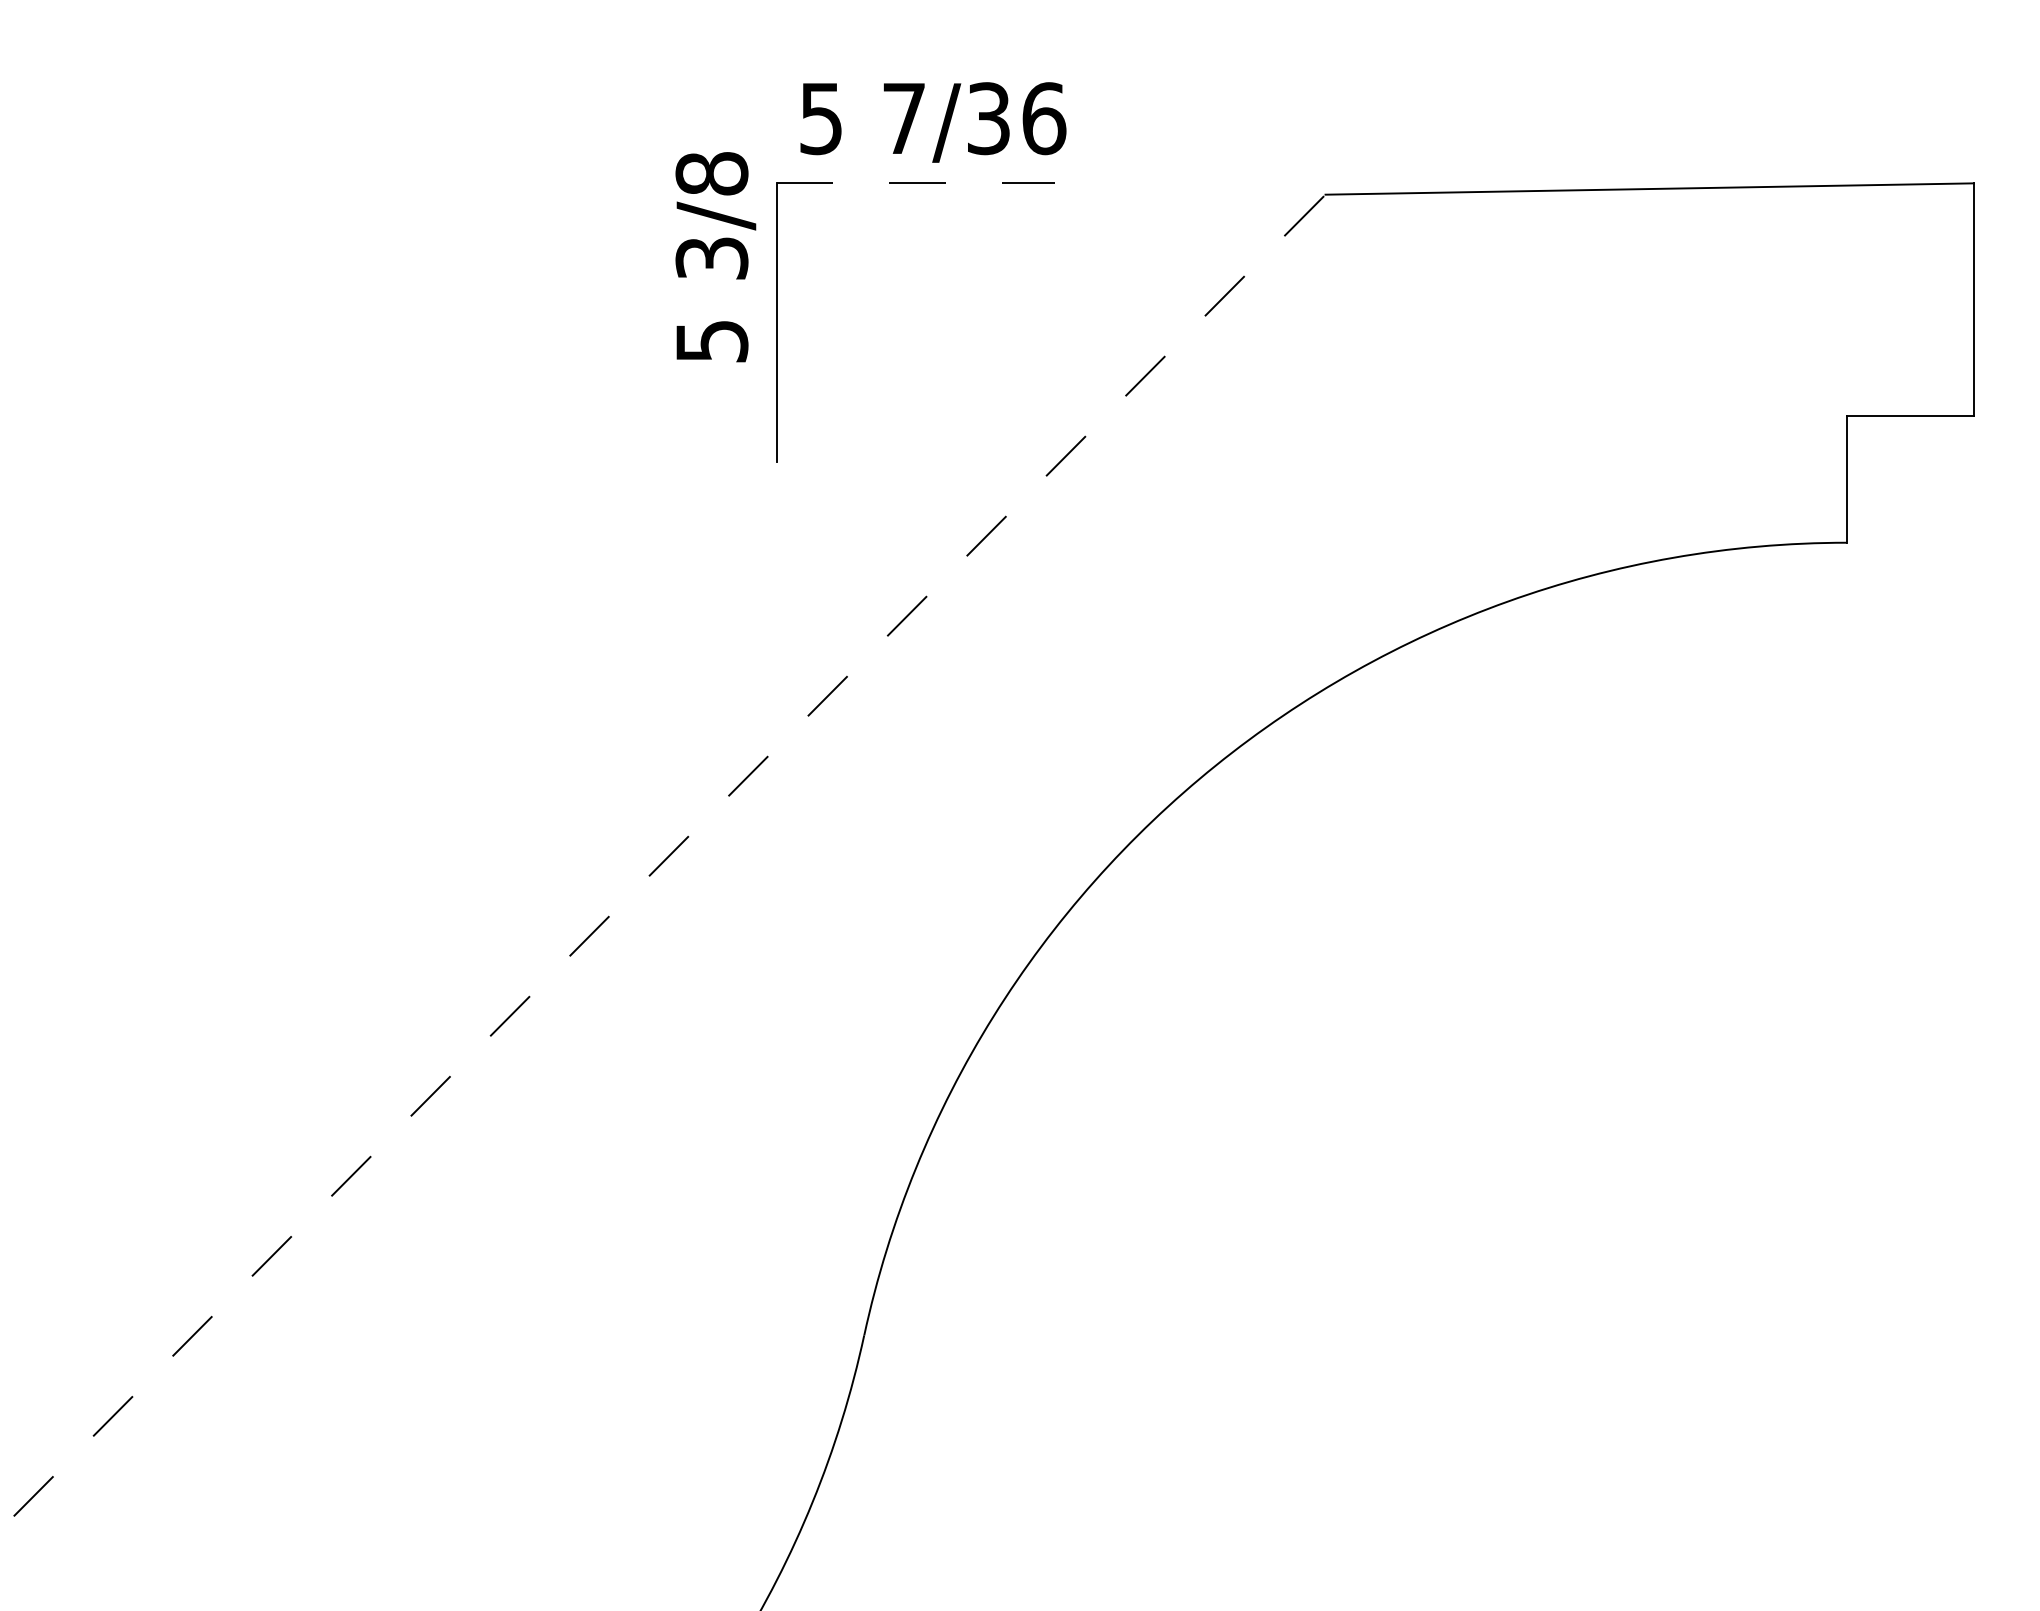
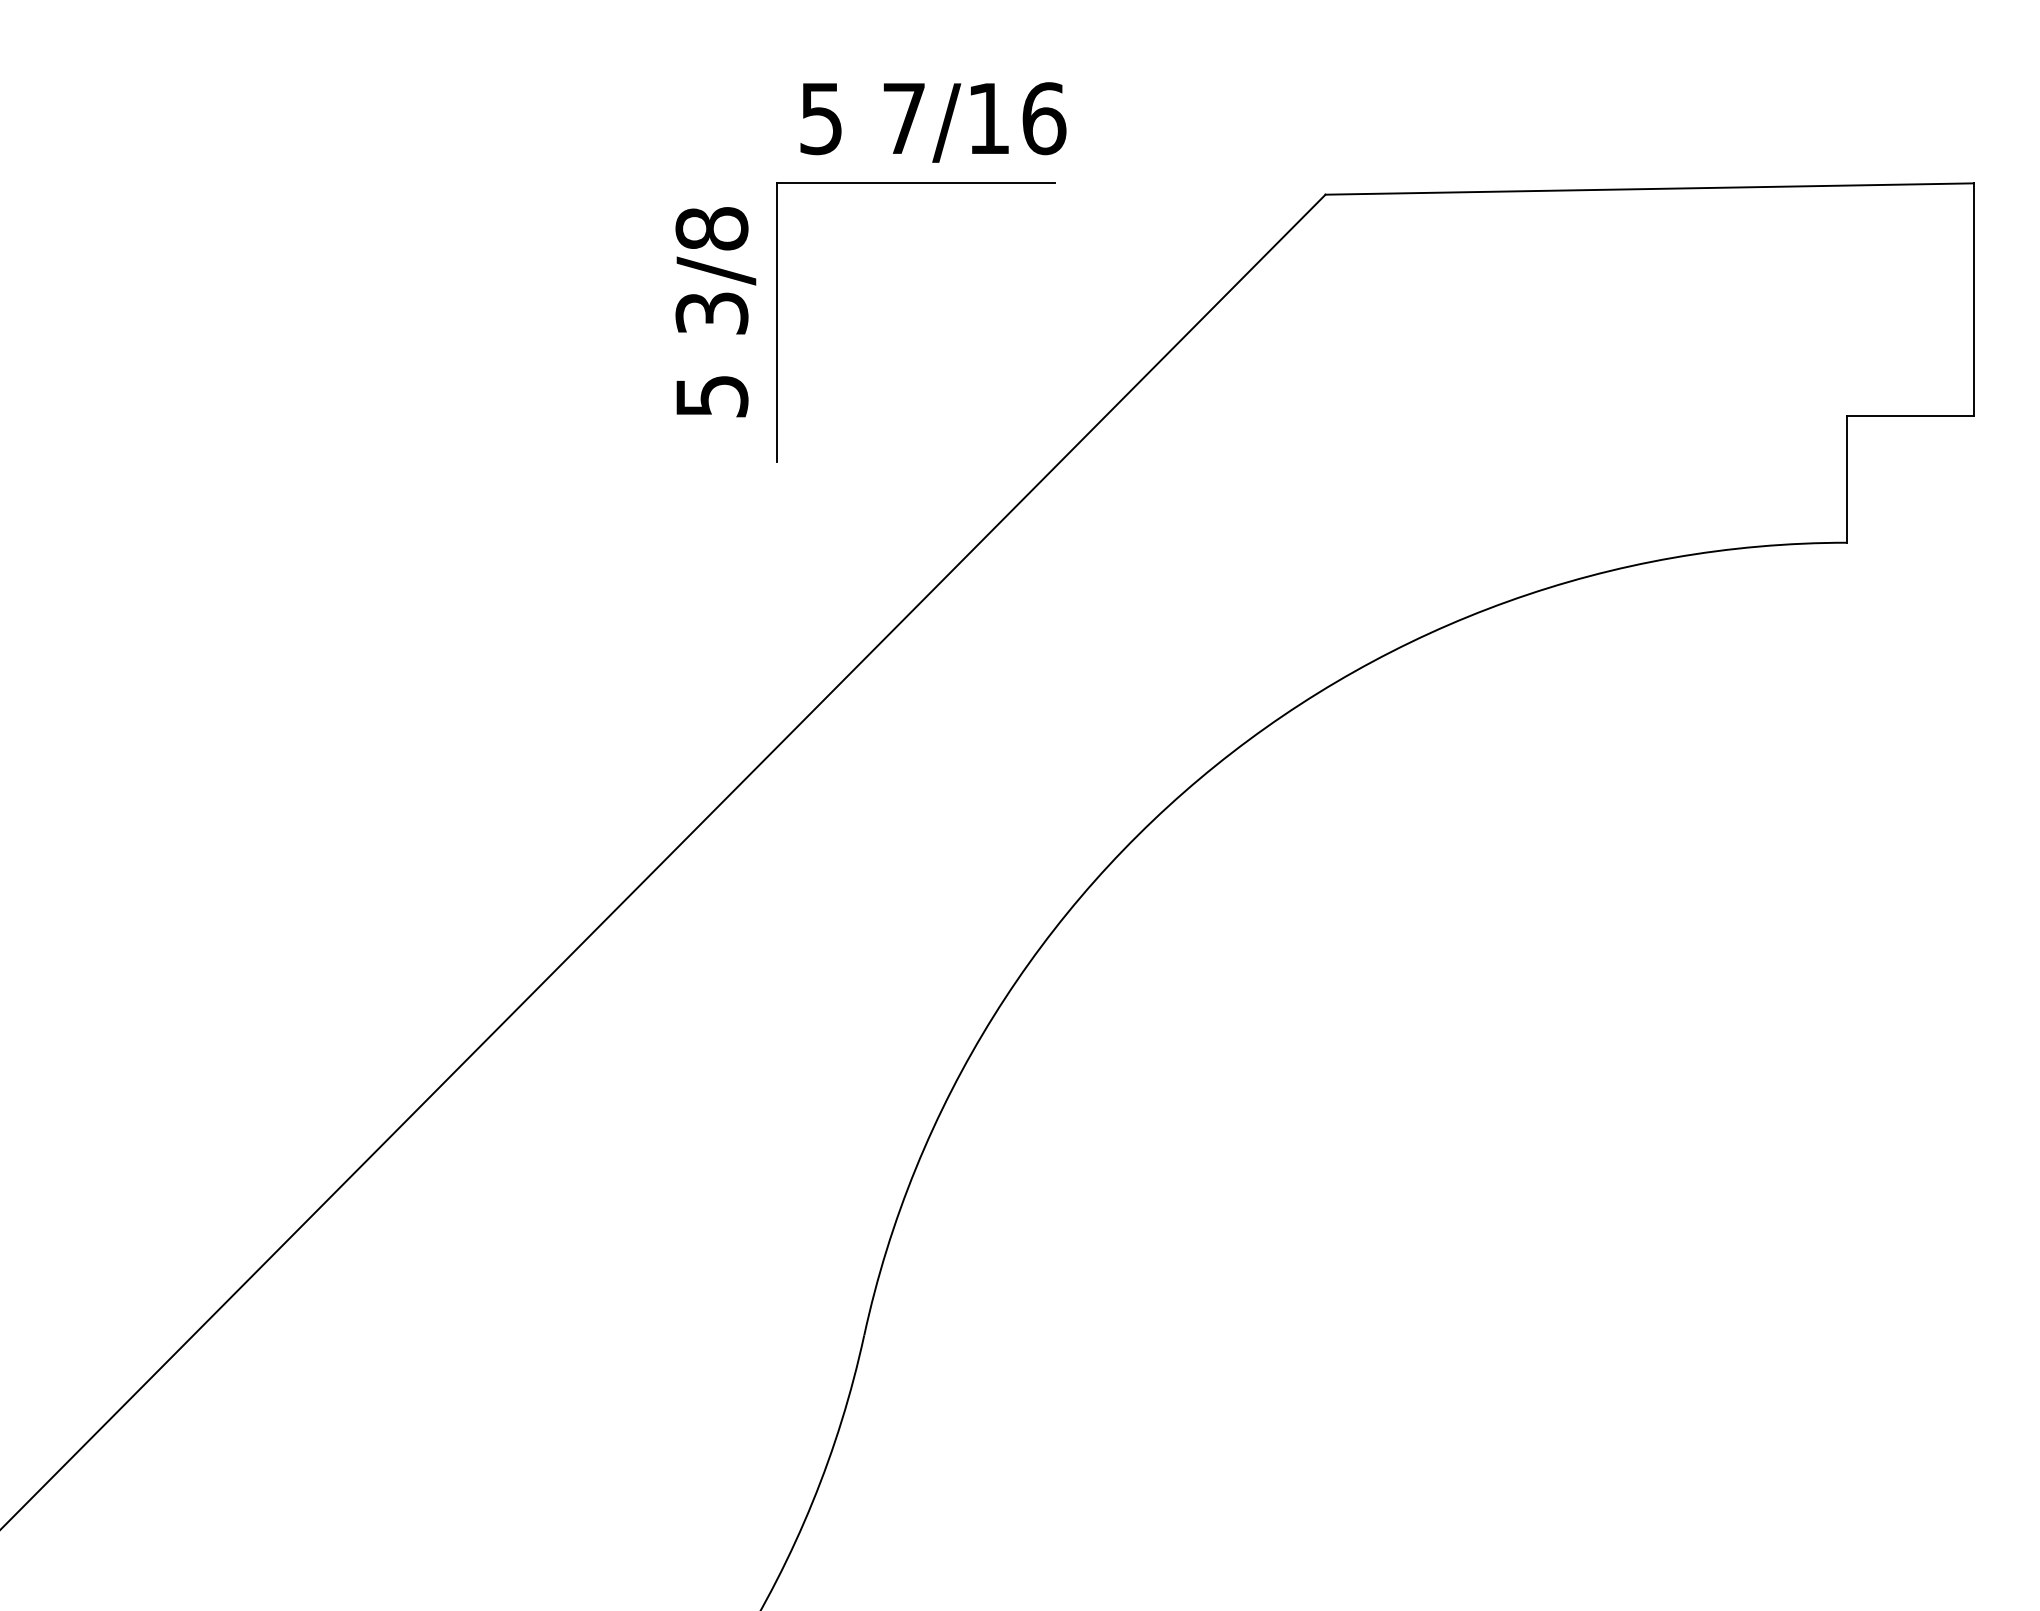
text: 7/36 -> 7/16 (988, 118)
line: dashed -> solid (916, 183)
text position: (715, 257) -> (715, 312) (715, 312)
line: dashed -> solid (662, 862)
